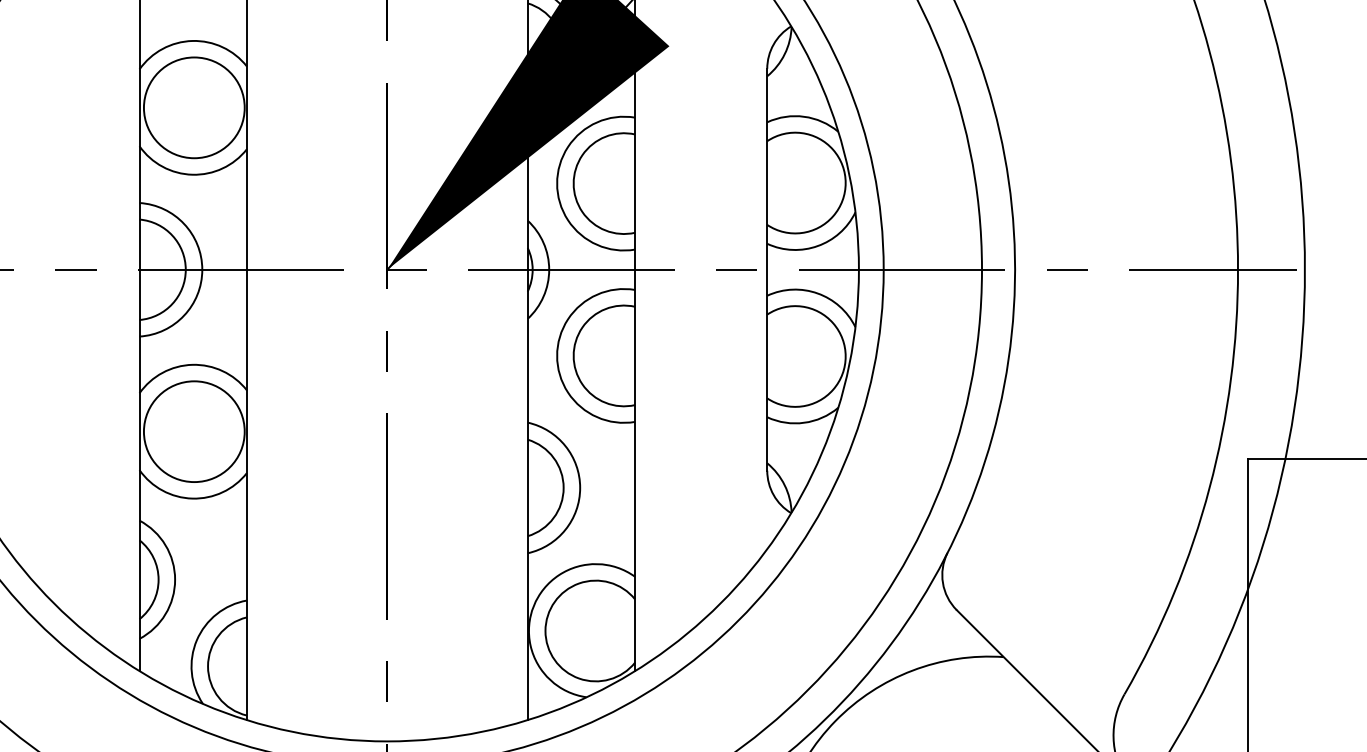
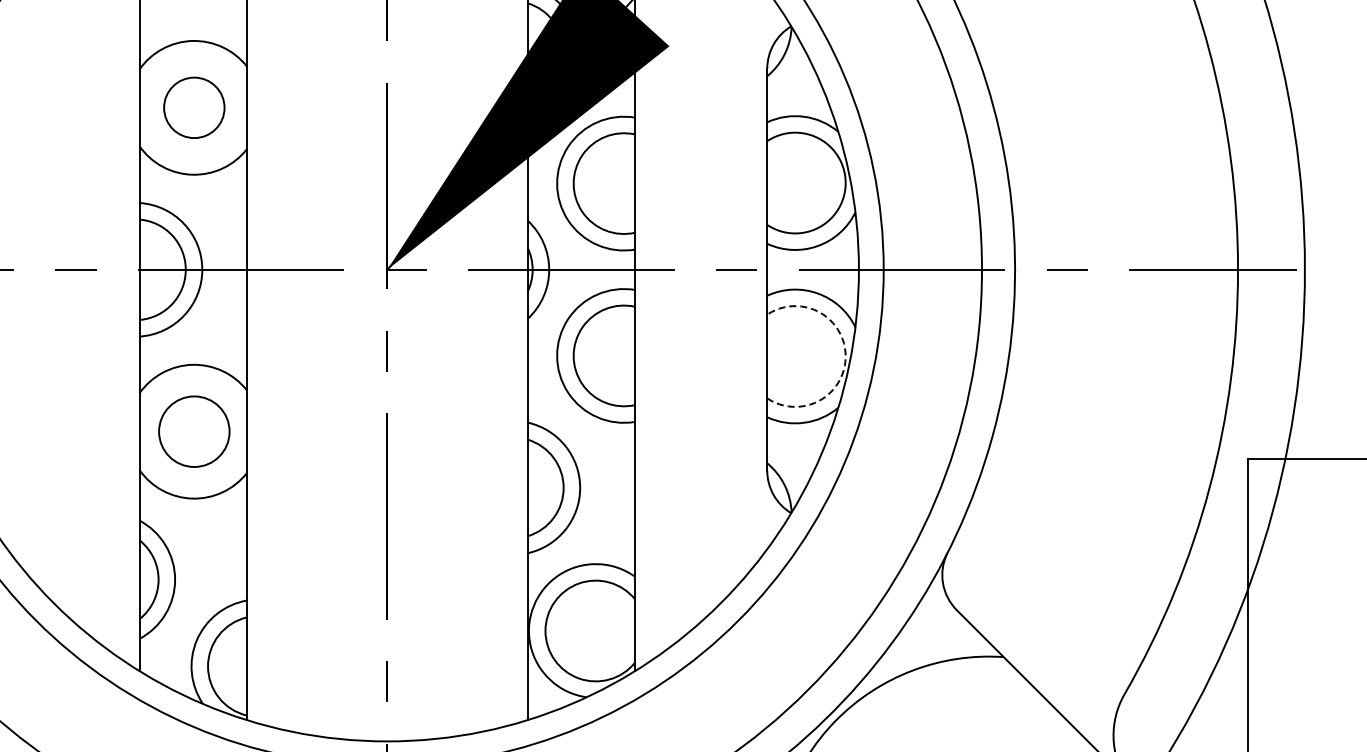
circle diameter: 101 px -> 60 px (194, 107)
arc: solid -> dashed (845, 356)
circle diameter: 101 px -> 71 px (194, 431)
